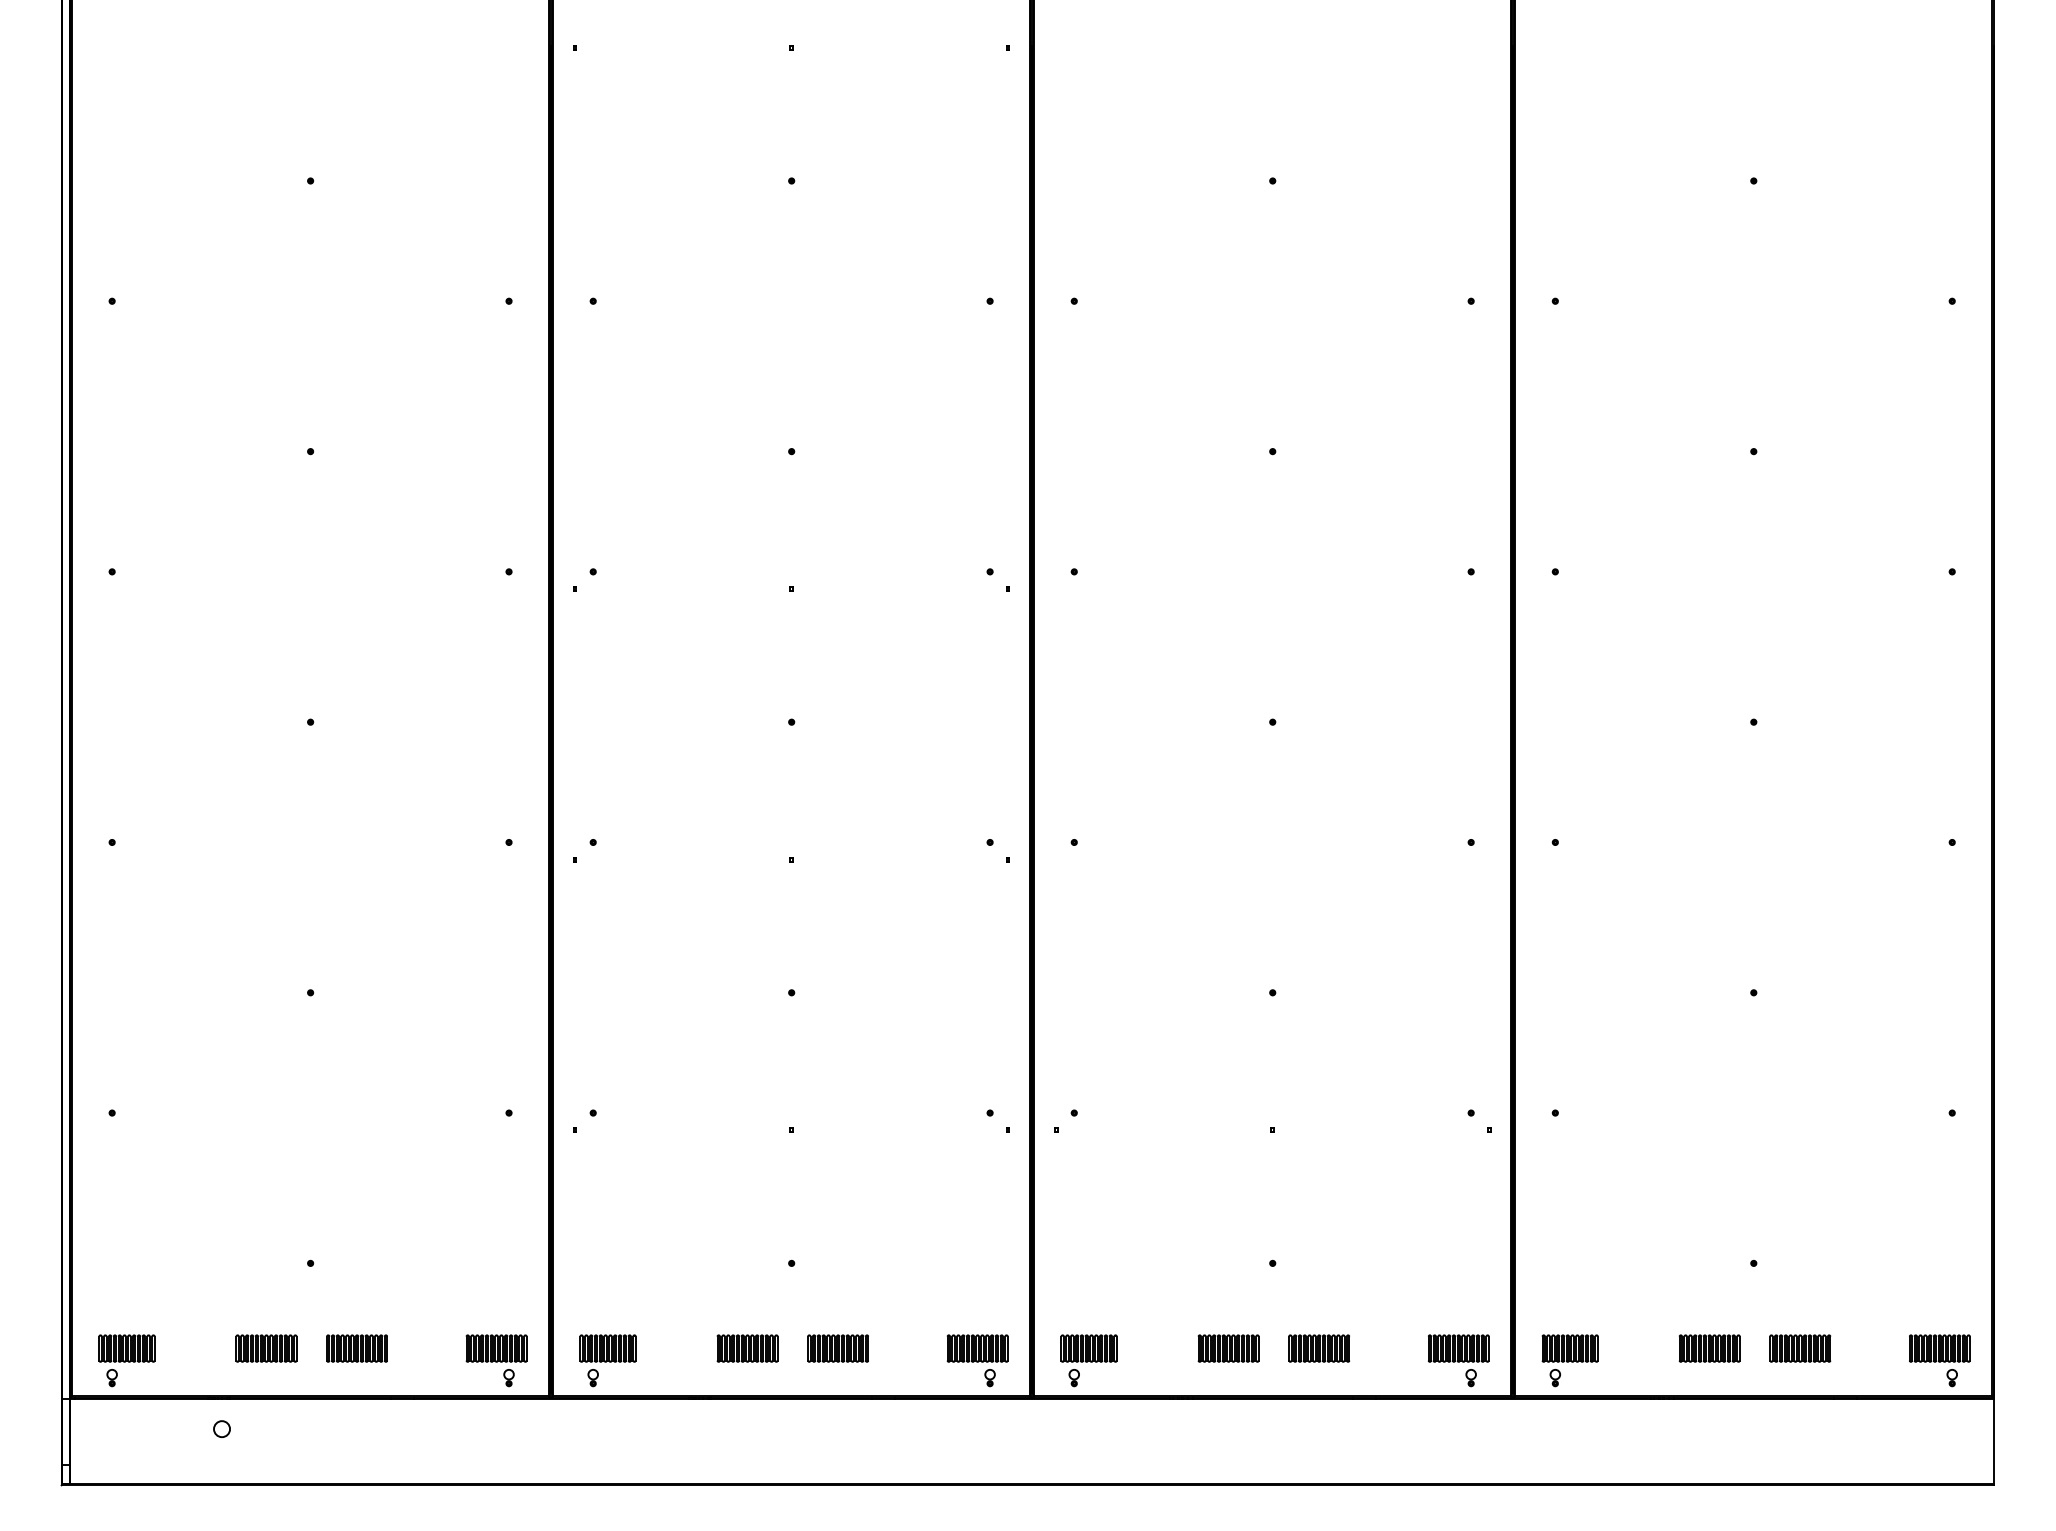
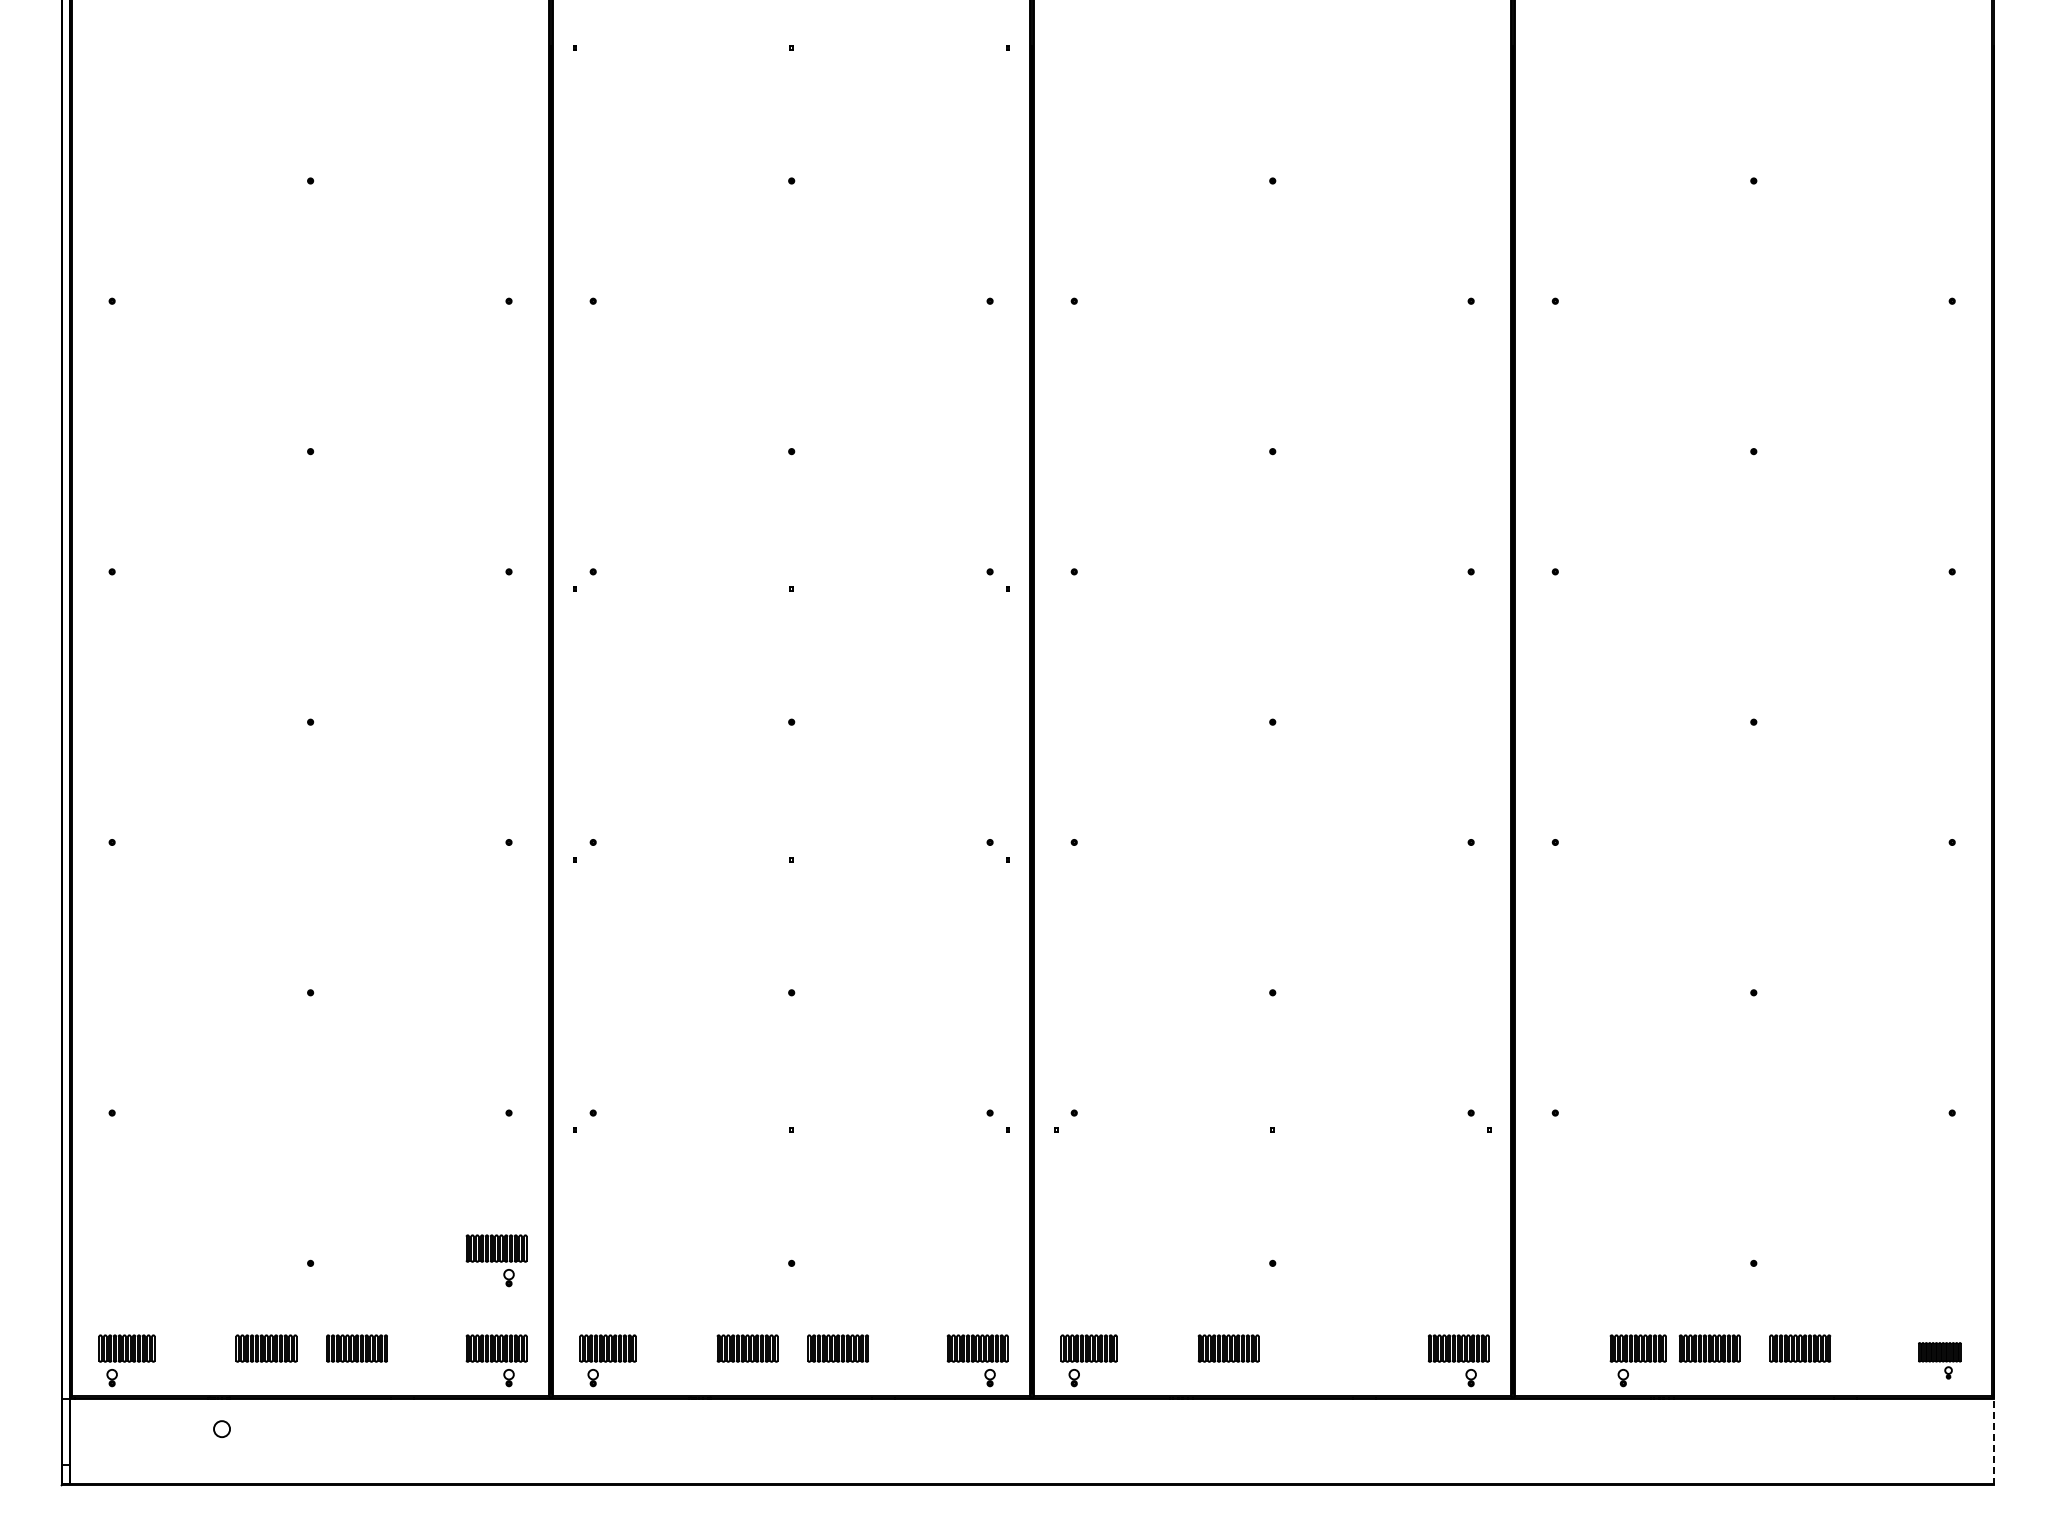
part: none -> present (496, 1260)
part: present -> none (1319, 1348)
part position: (1569, 1360) -> (1637, 1360) (1637, 1360)
part size: 62x54 px -> 44x38 px (1939, 1360)
line: solid -> dashed (1994, 1439)
